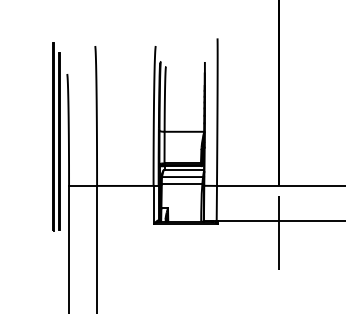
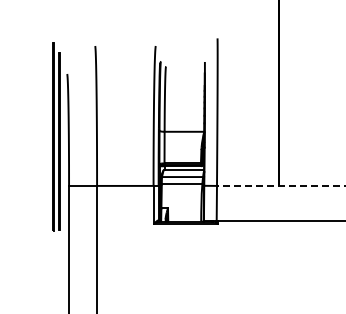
line: solid -> dashed (280, 185)
line: present -> none (279, 232)
